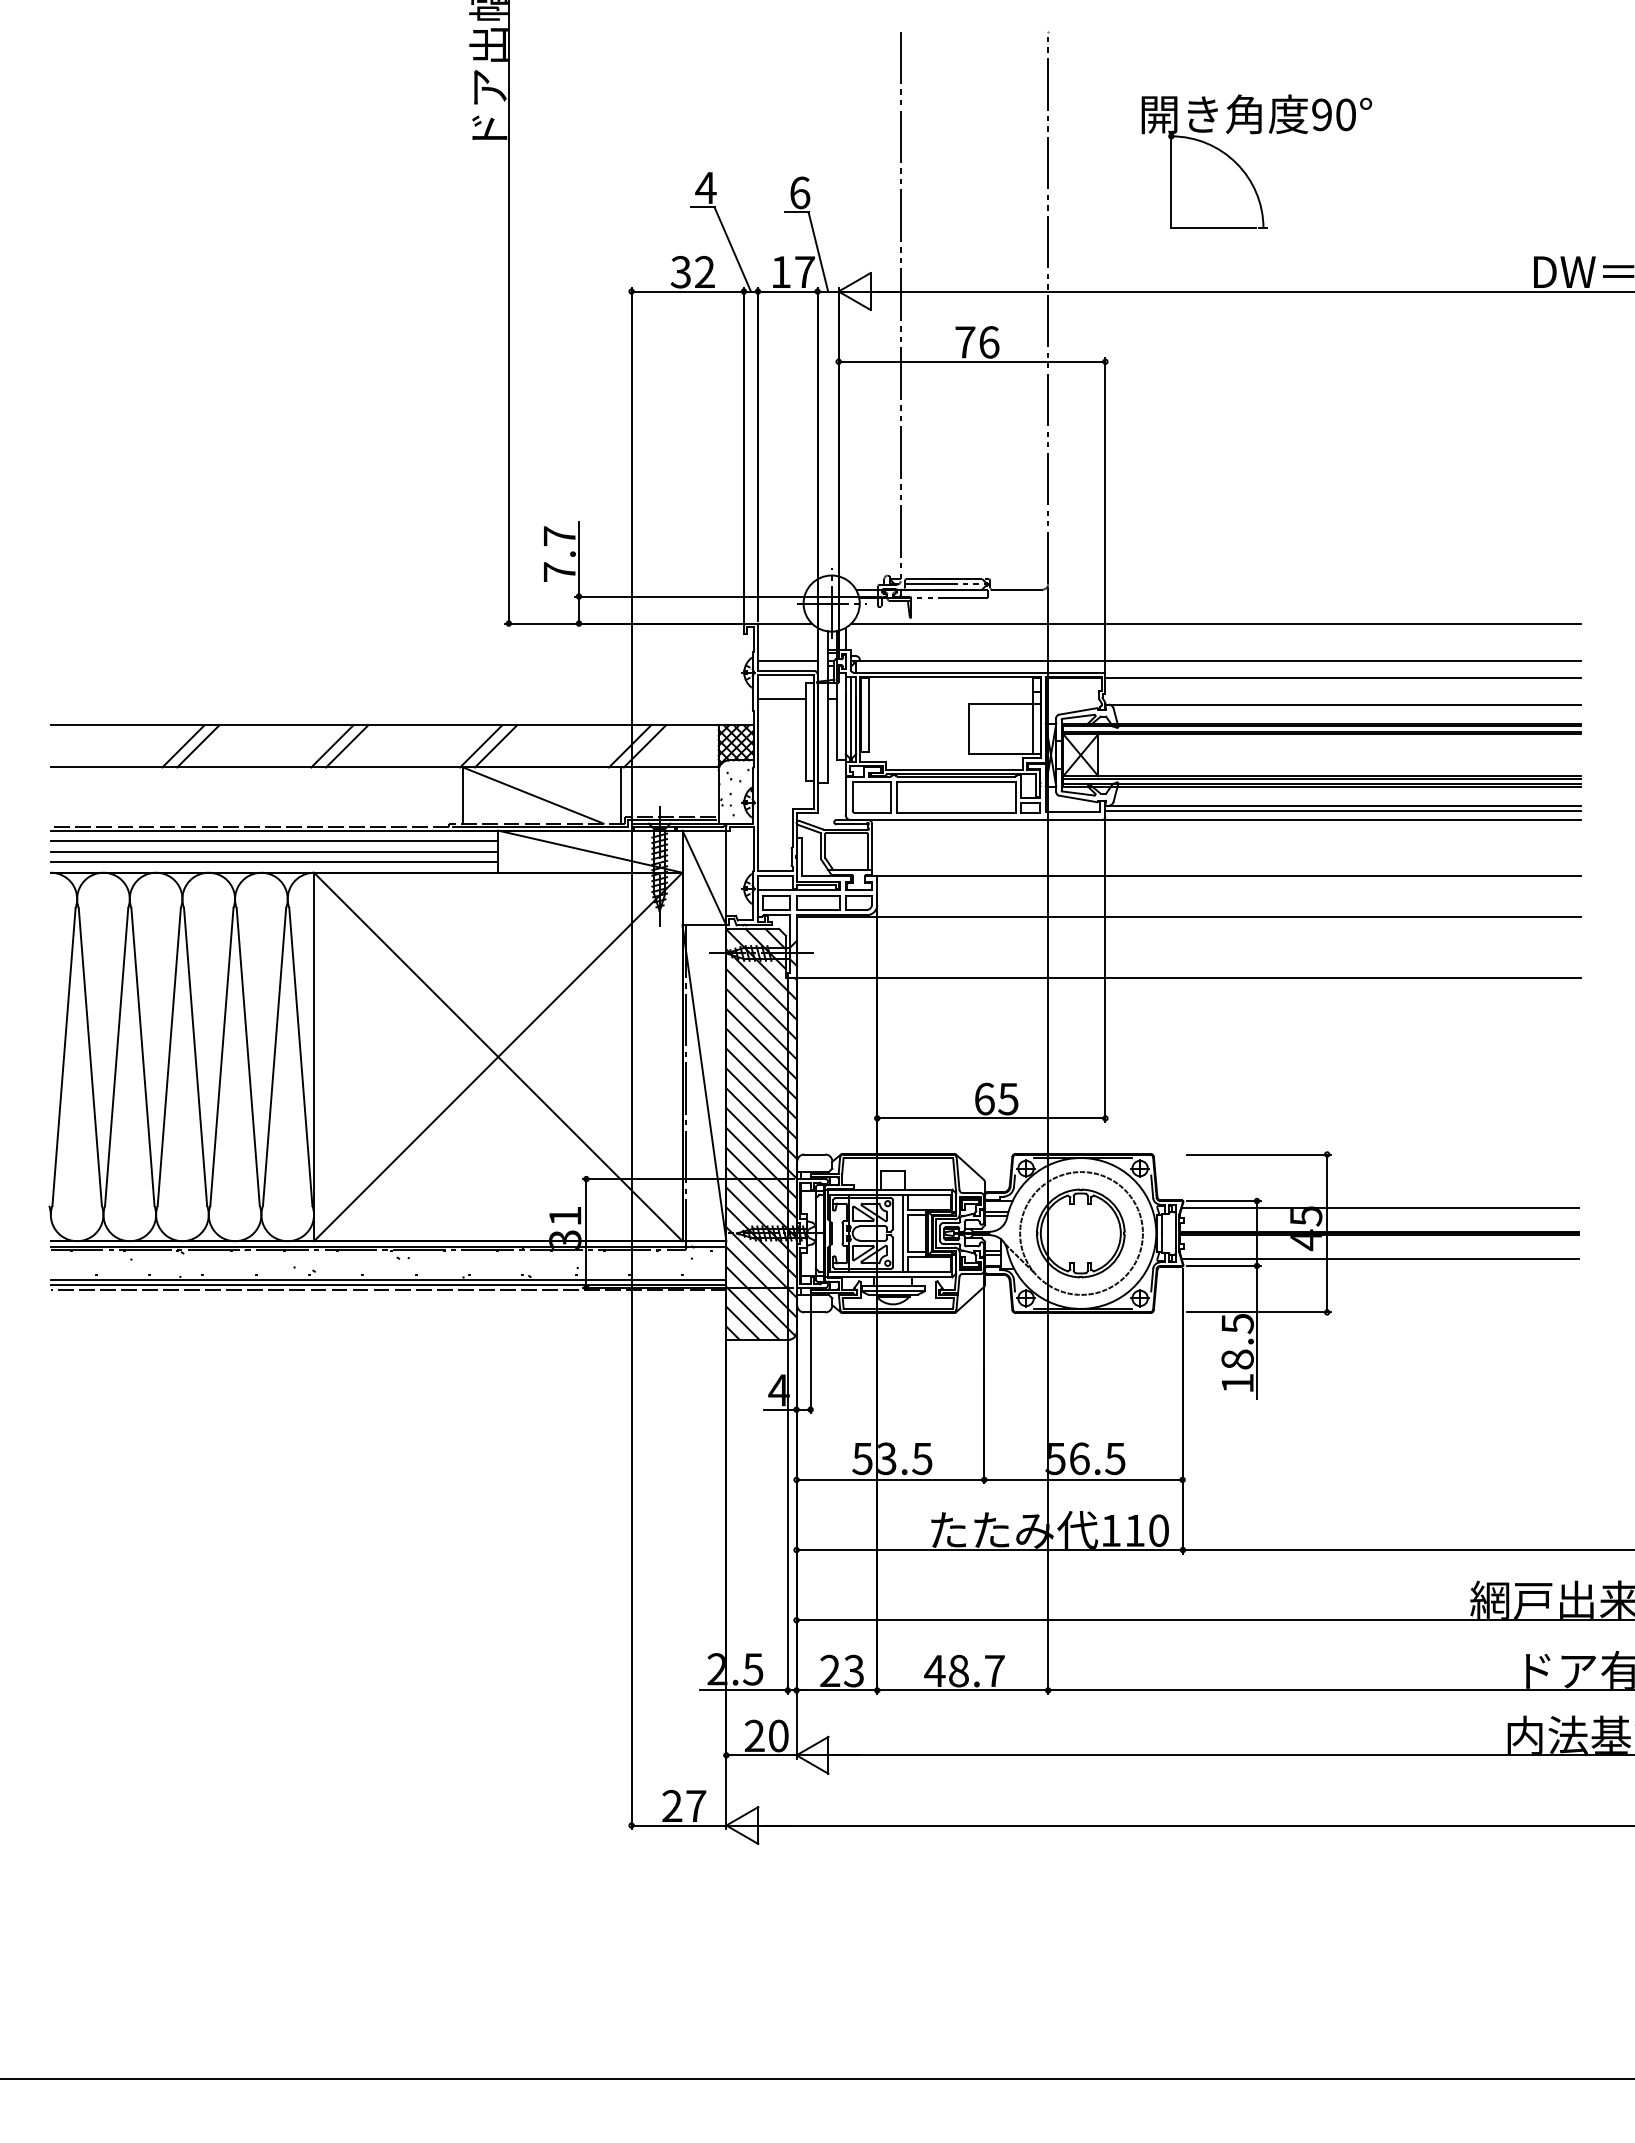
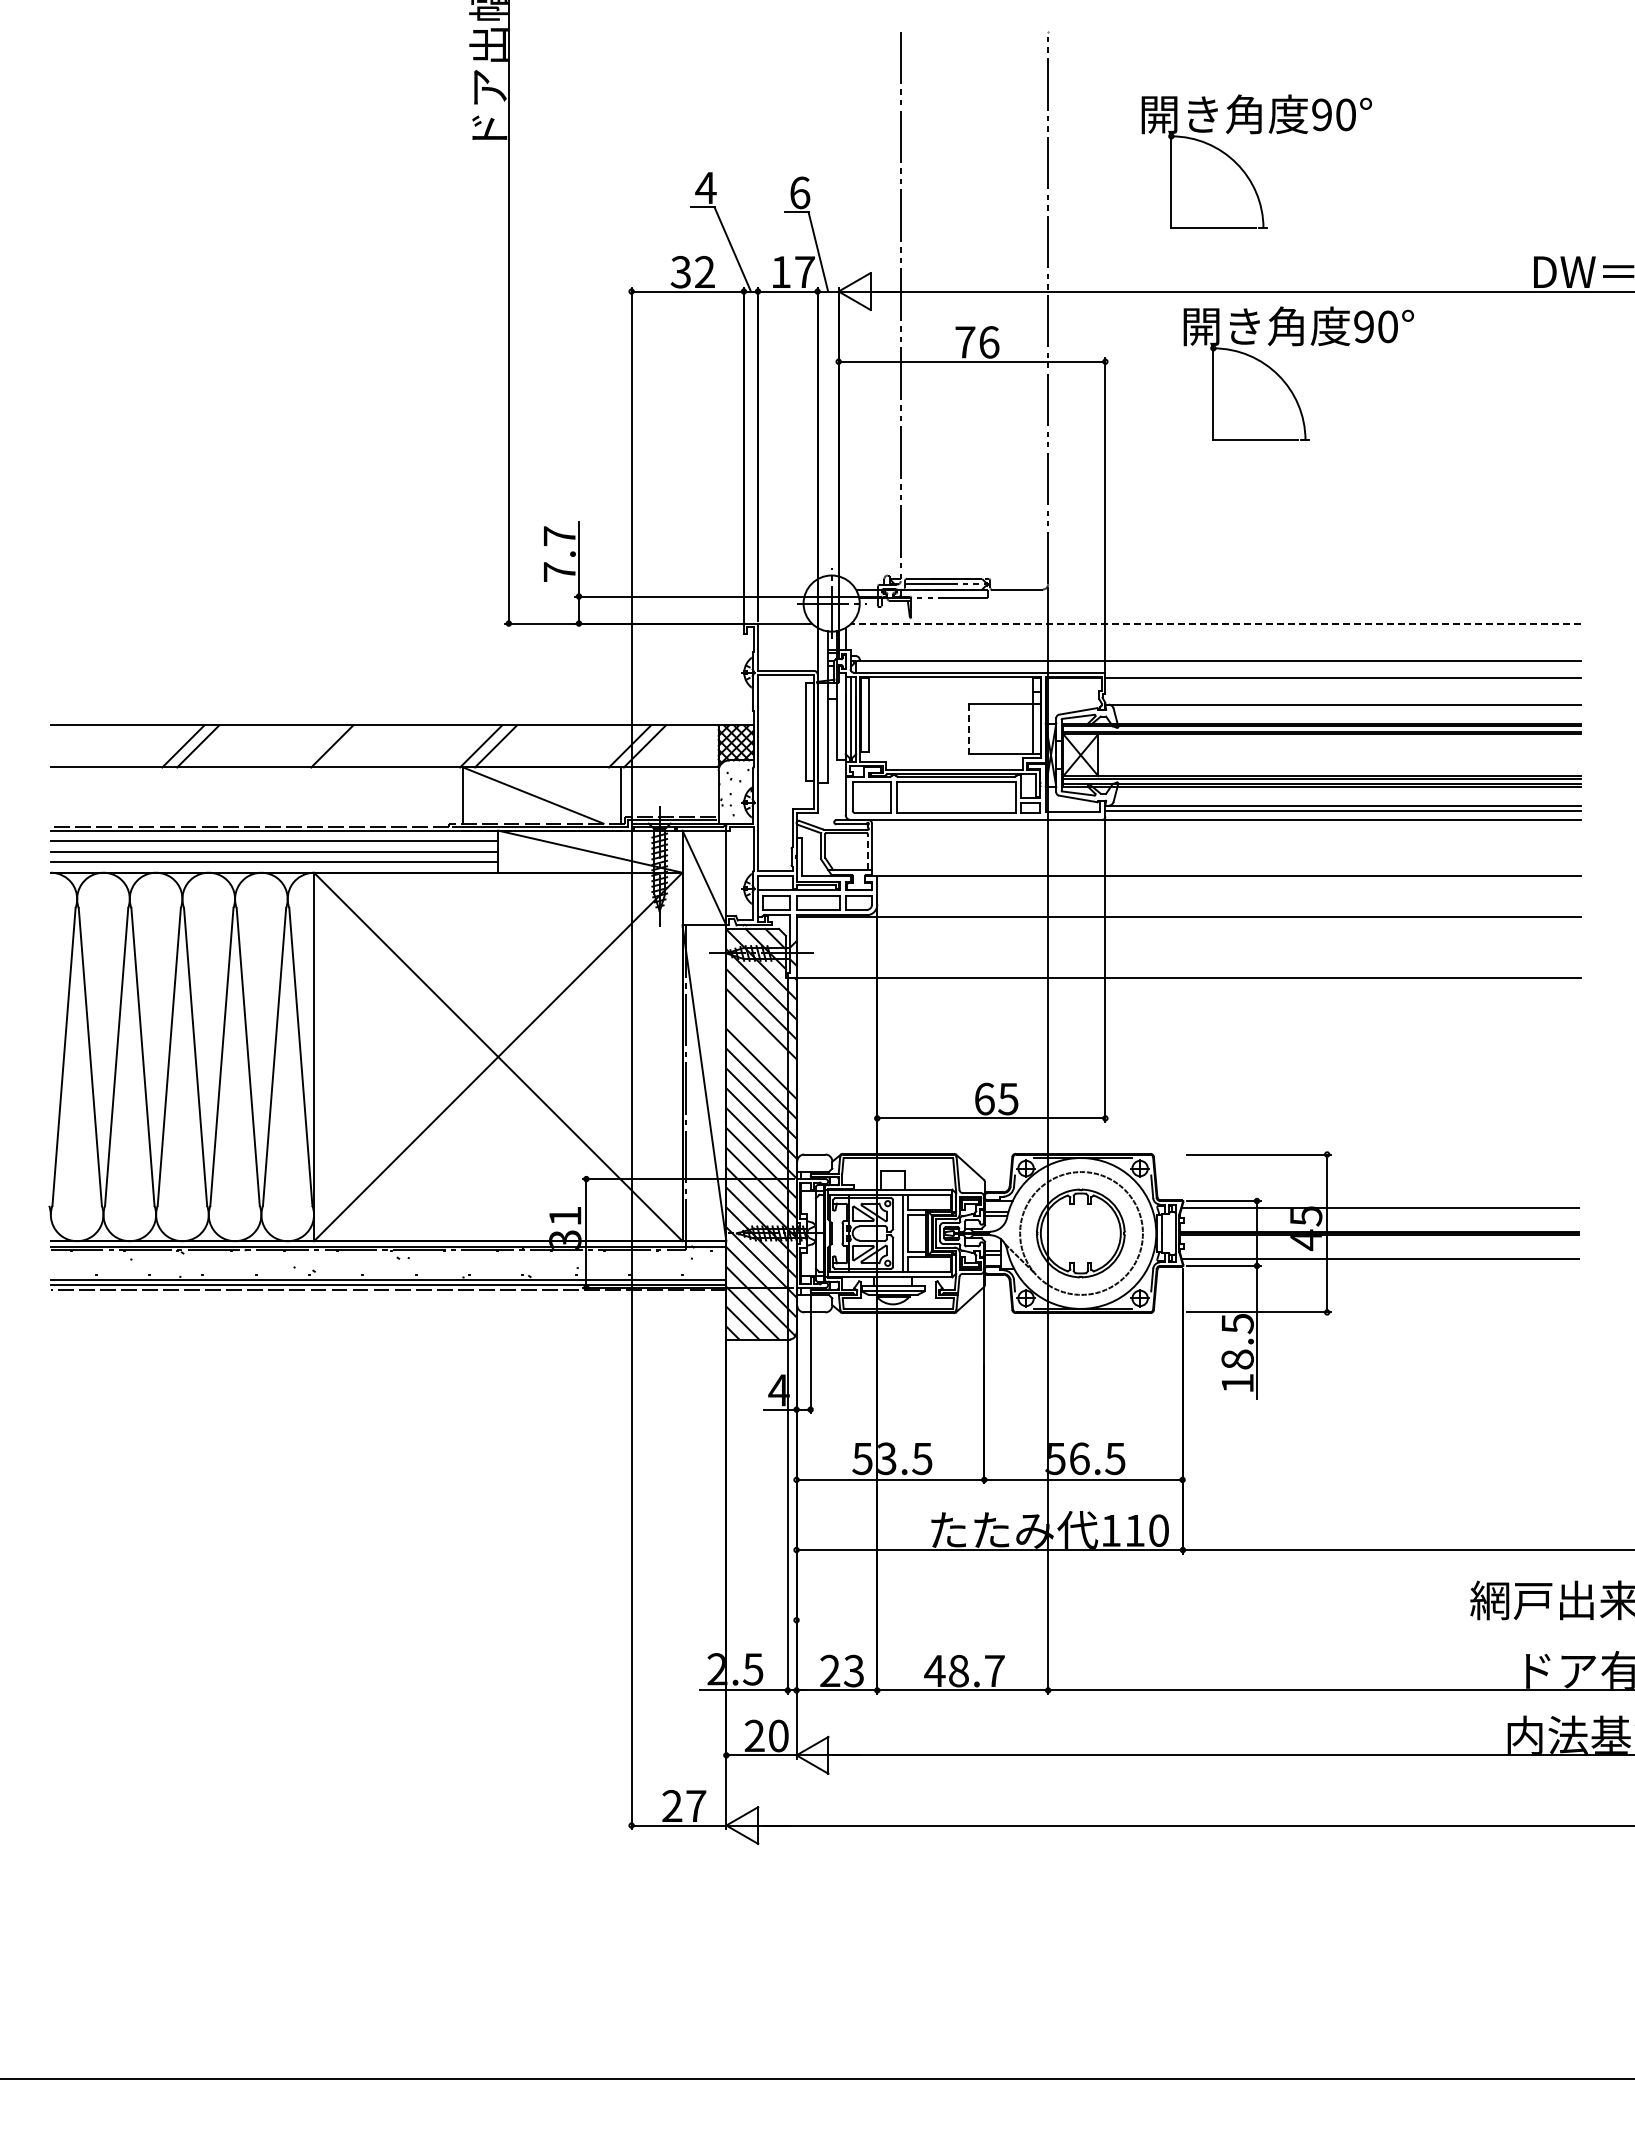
part: none -> present (1286, 382)
line: solid -> dashed (1216, 623)
line: present -> none (787, 661)
line: present -> none (782, 699)
line: solid -> dashed (969, 729)
line: present -> none (347, 746)
line: solid -> dashed (867, 852)
line: present -> none (761, 1043)
line: present -> none (1213, 1620)
